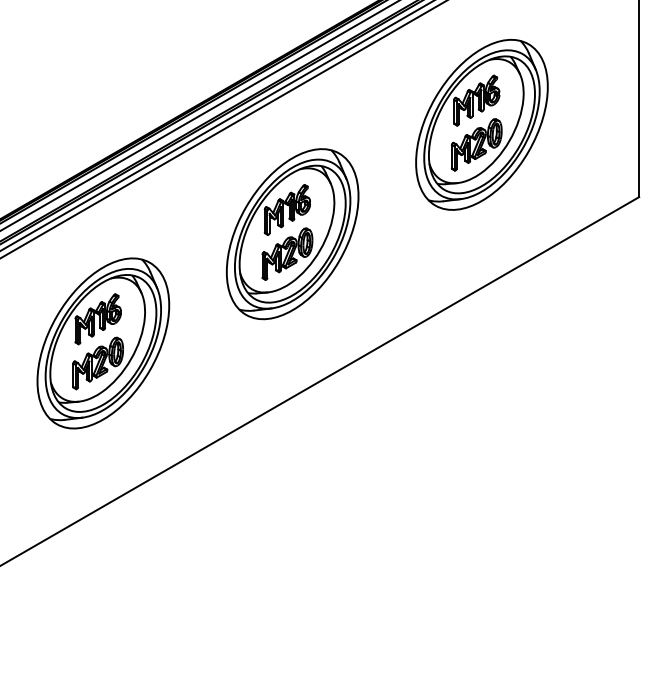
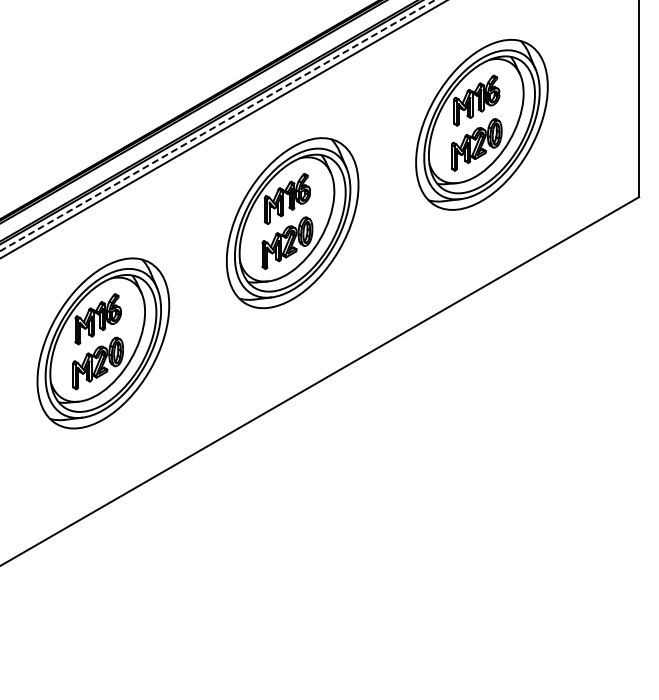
line: present -> none (199, 115)
line: solid -> dashed (217, 125)
part position: (292, 234) -> (292, 223) (292, 223)
